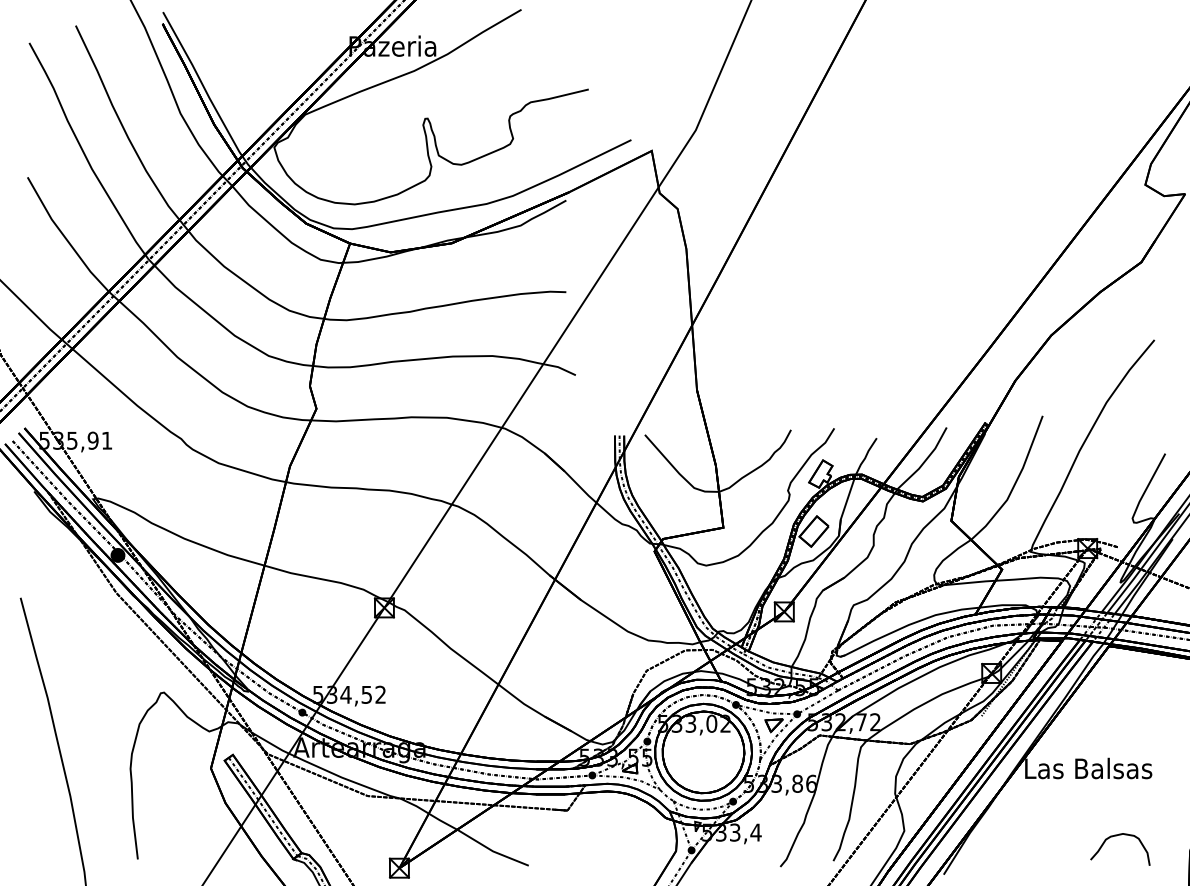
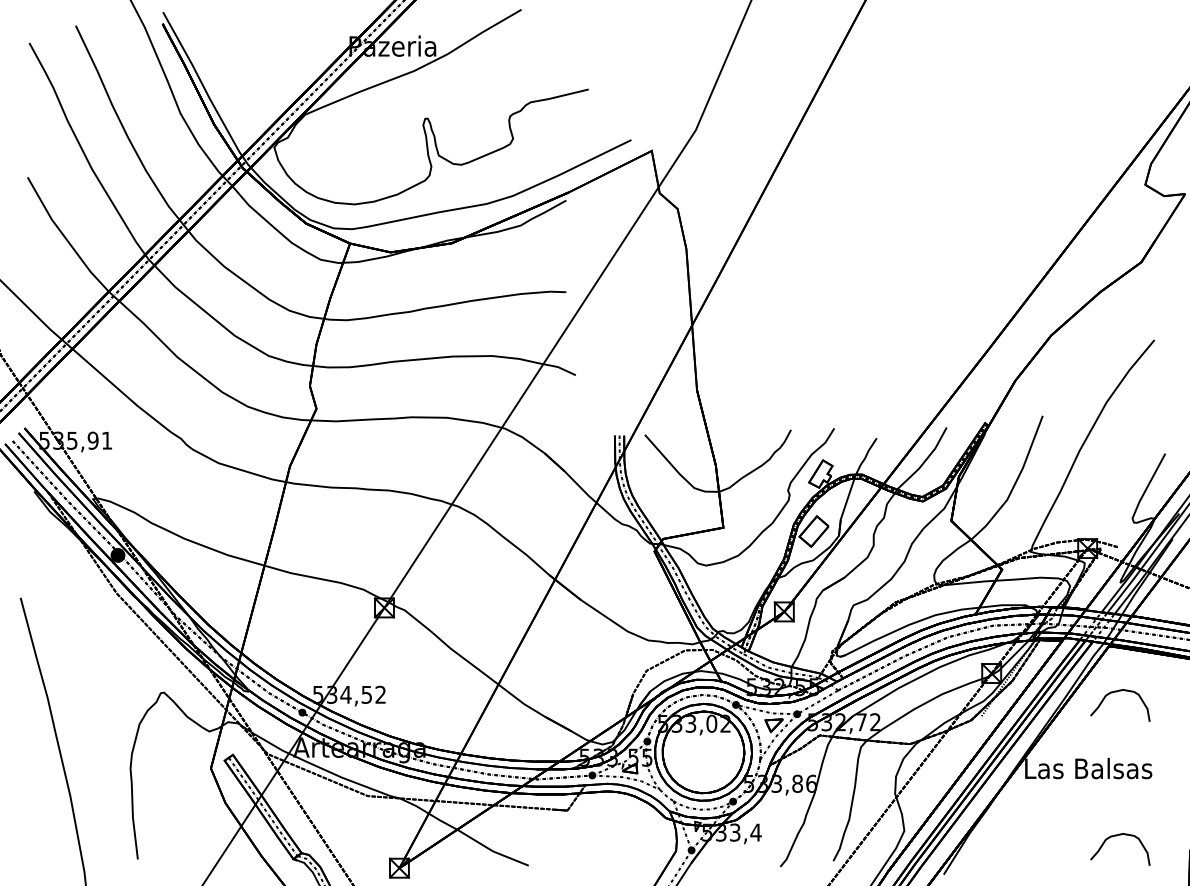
curve: none -> present (1116, 692)
